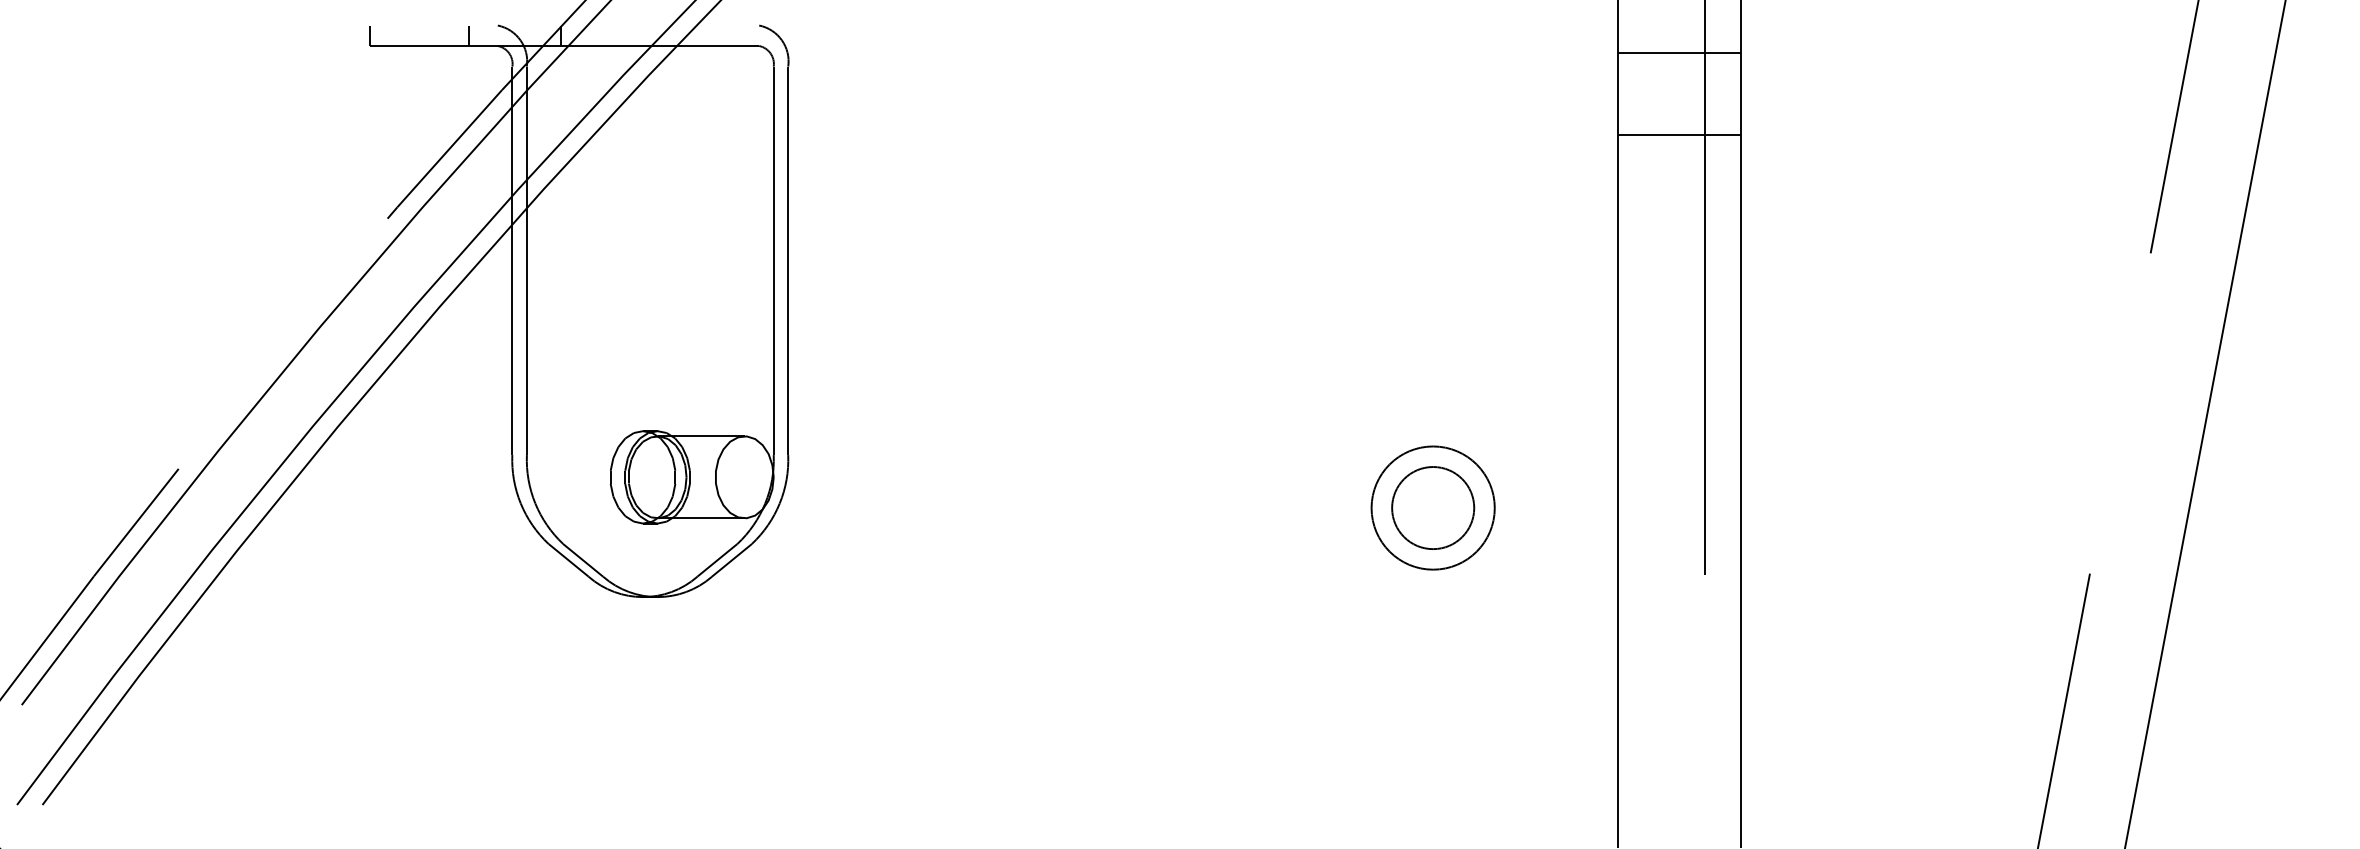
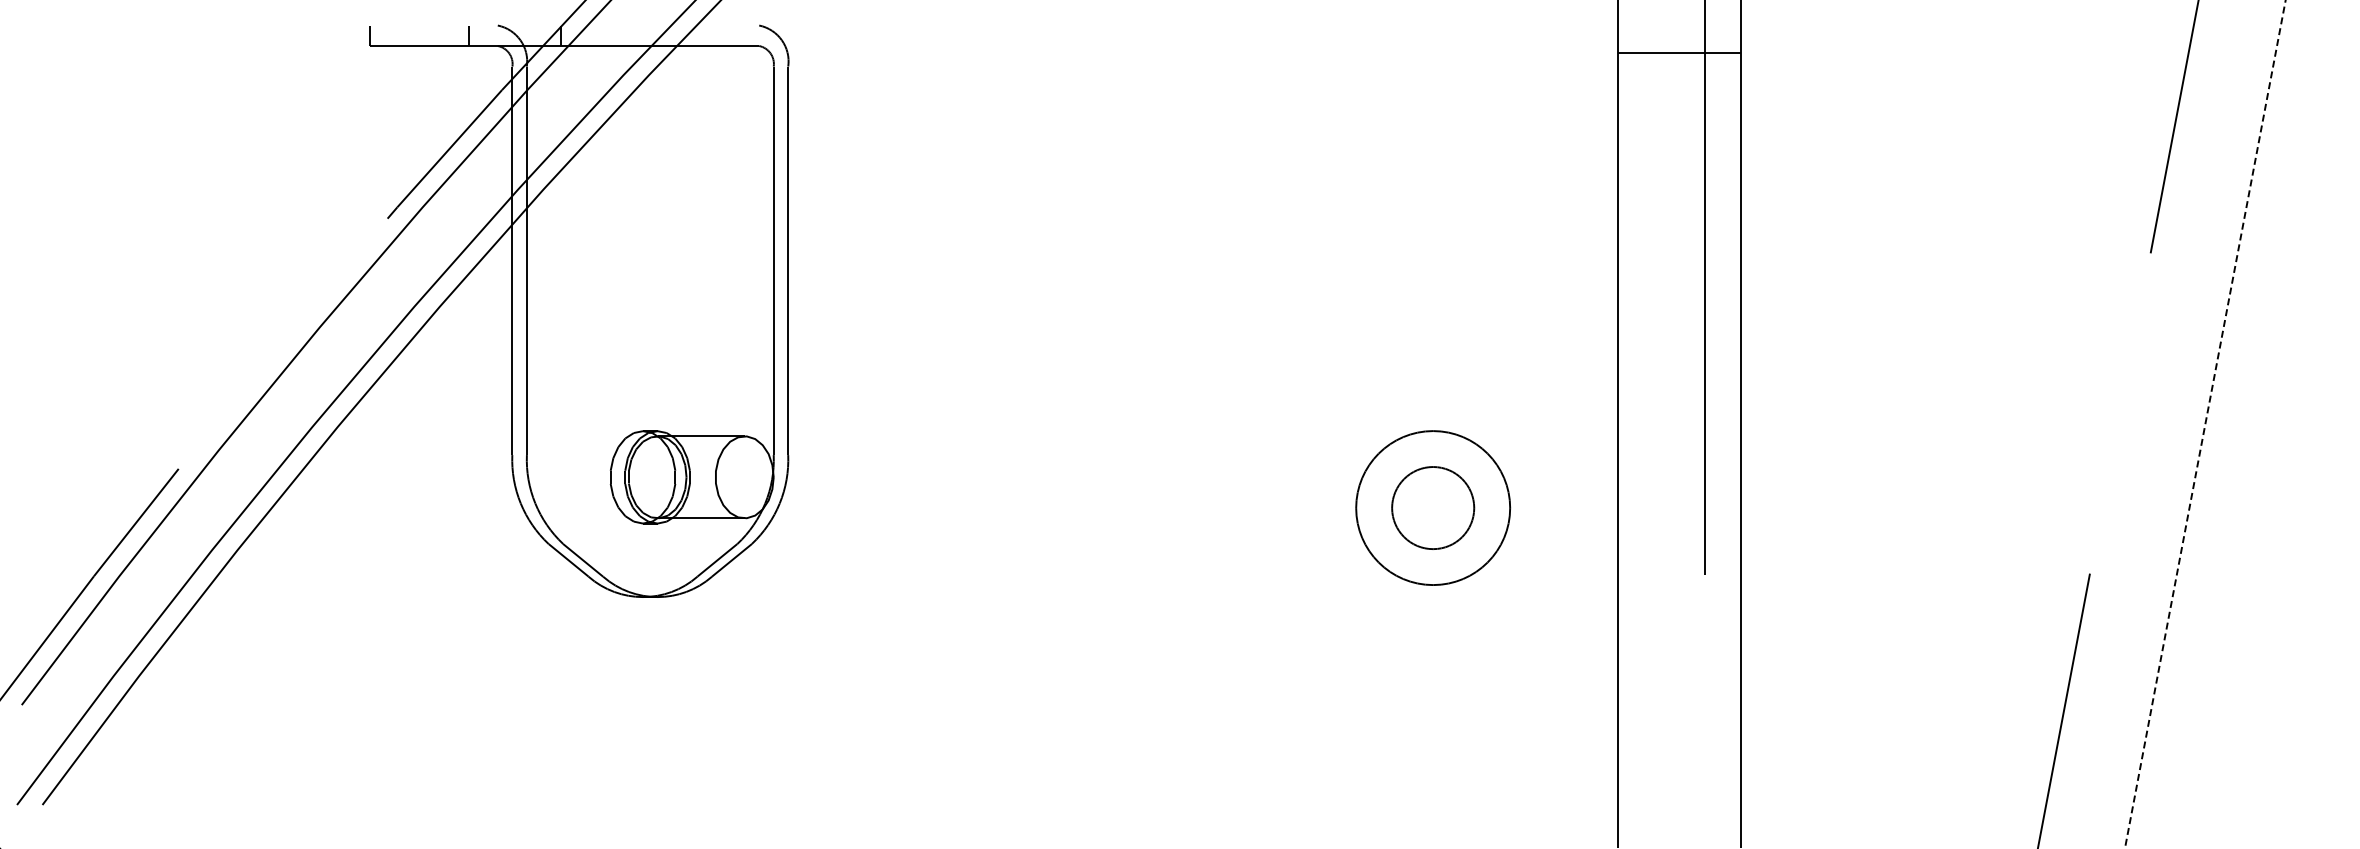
line: present -> none (1679, 134)
line: solid -> dashed (2205, 424)
circle diameter: 123 px -> 154 px (1433, 508)
